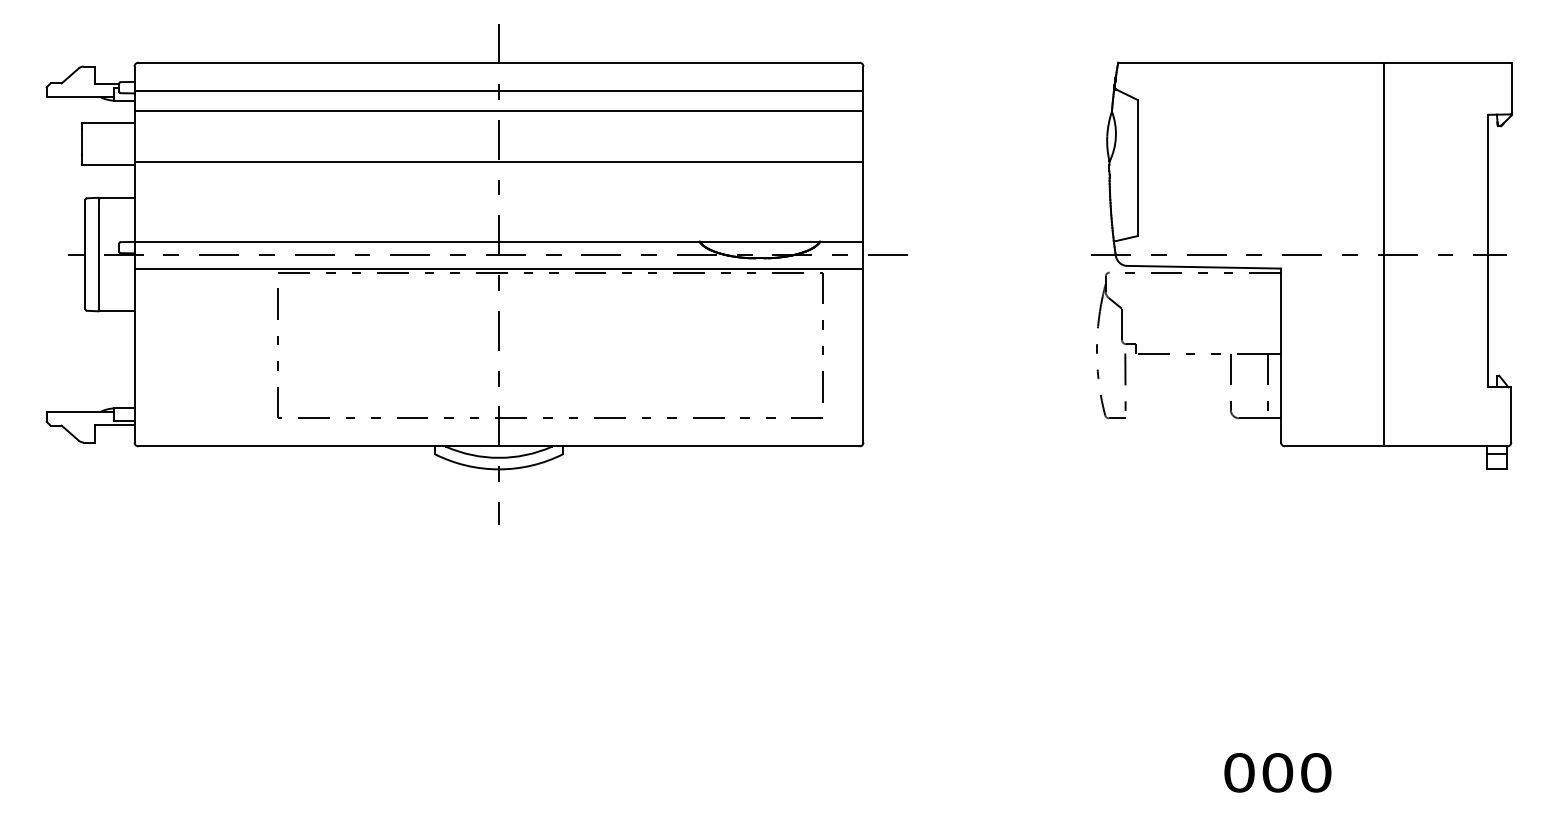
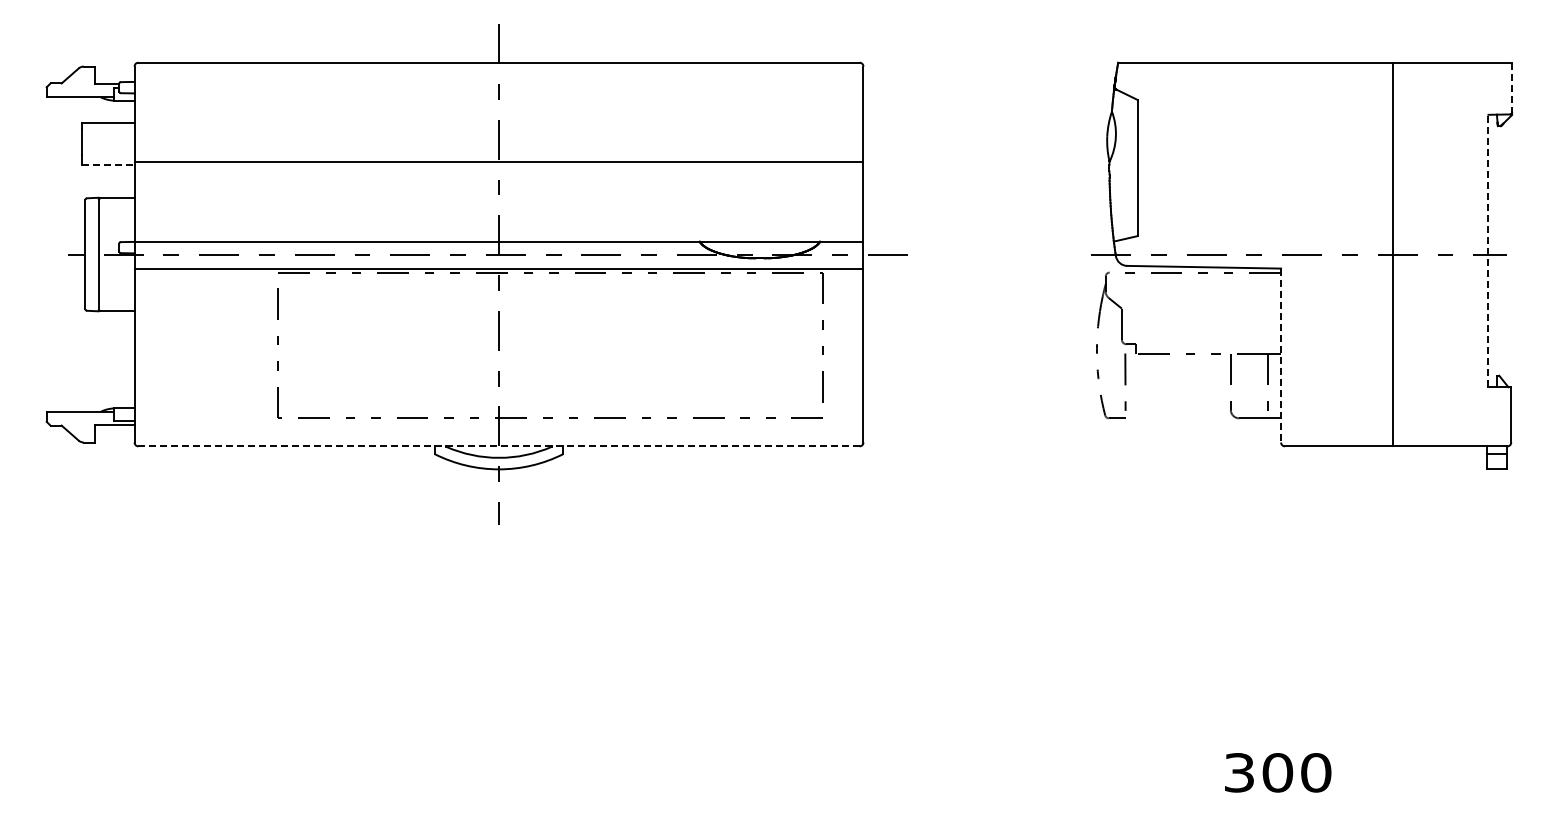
line: solid -> dashed (1512, 87)
line: present -> none (498, 90)
line: present -> none (498, 111)
line: solid -> dashed (108, 165)
line: solid -> dashed (1488, 250)
line position: (1383, 254) -> (1392, 254) (1392, 254)
line: solid -> dashed (1281, 355)
line: solid -> dashed (499, 446)
text: 000 -> 300 (1239, 772)
